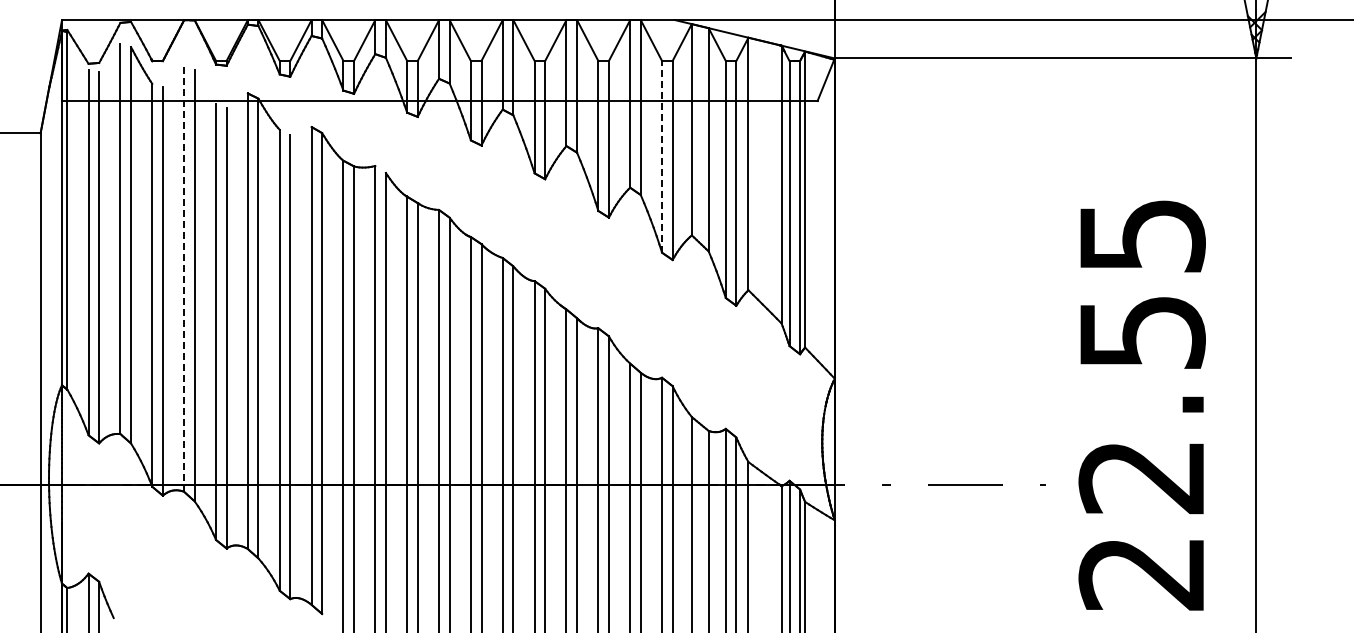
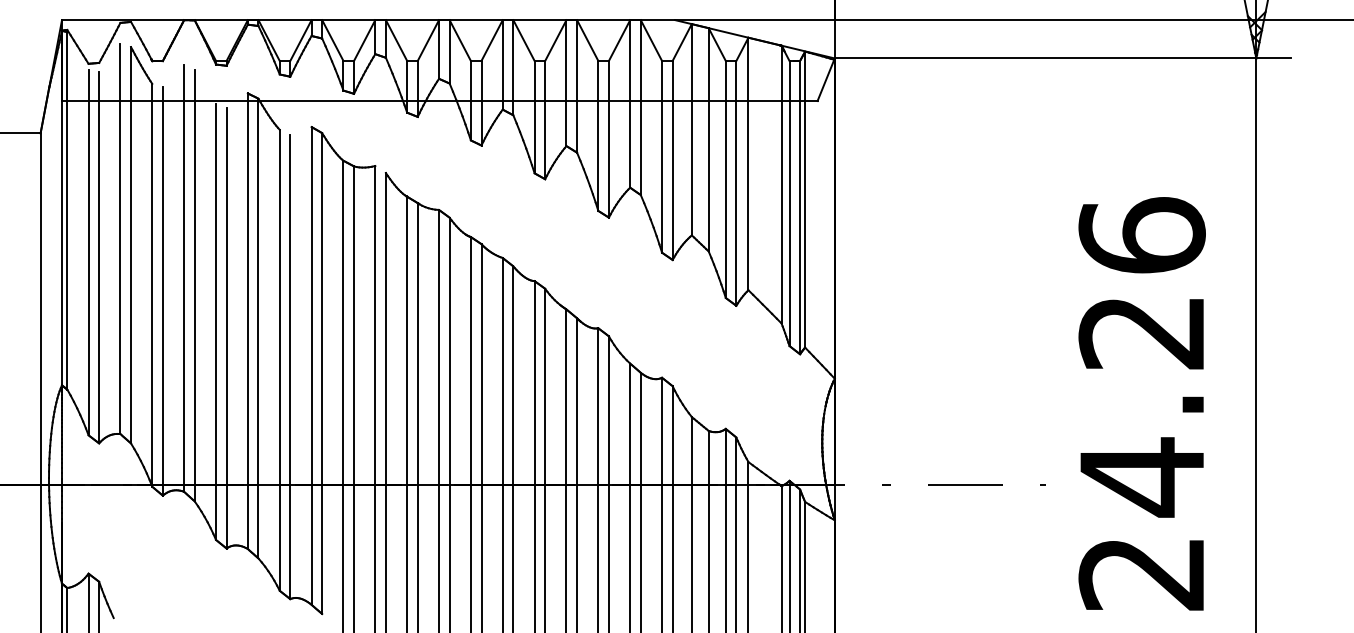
line: dashed -> solid (662, 156)
line: dashed -> solid (184, 278)
text: 22.55 -> 24.26 (1141, 357)
